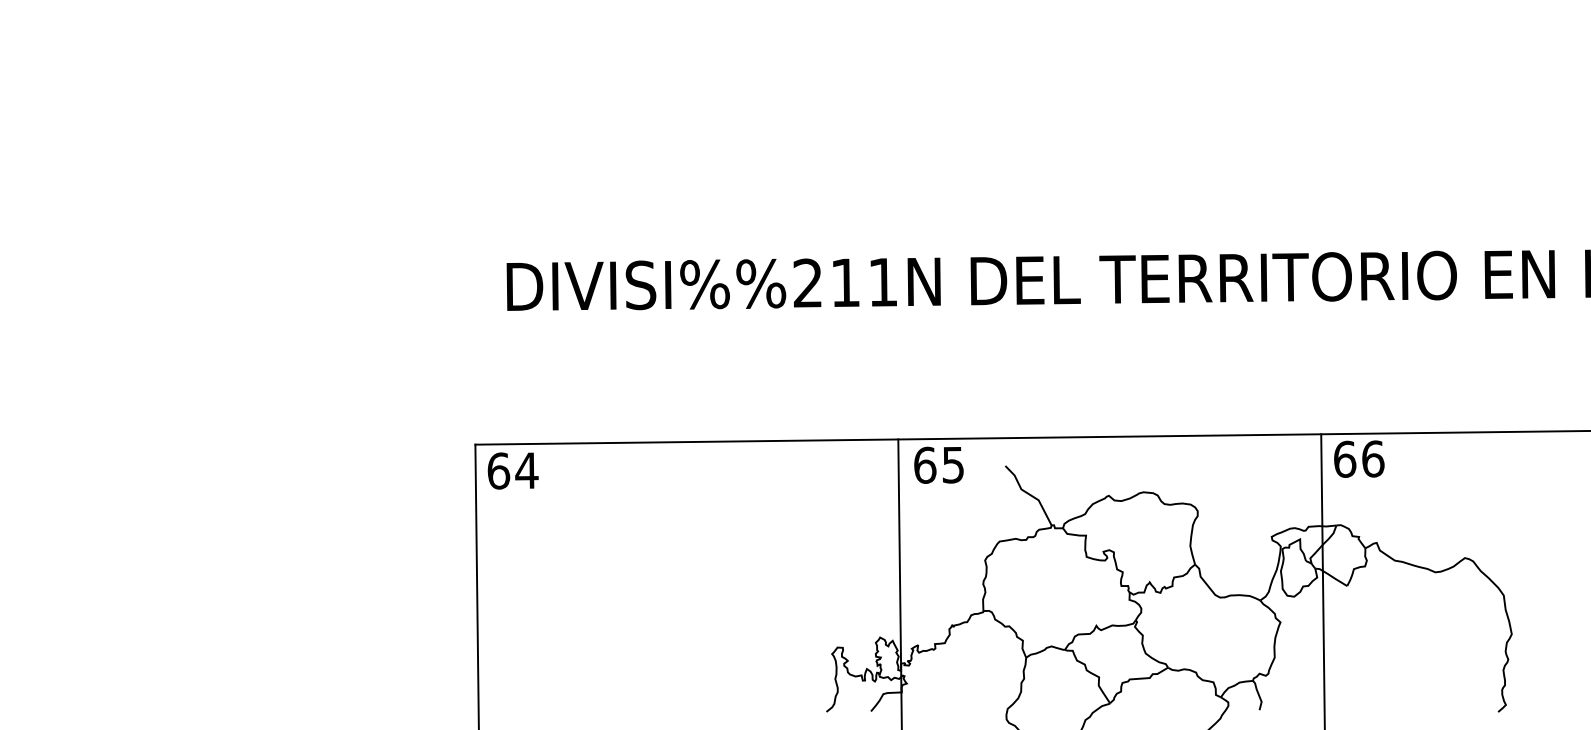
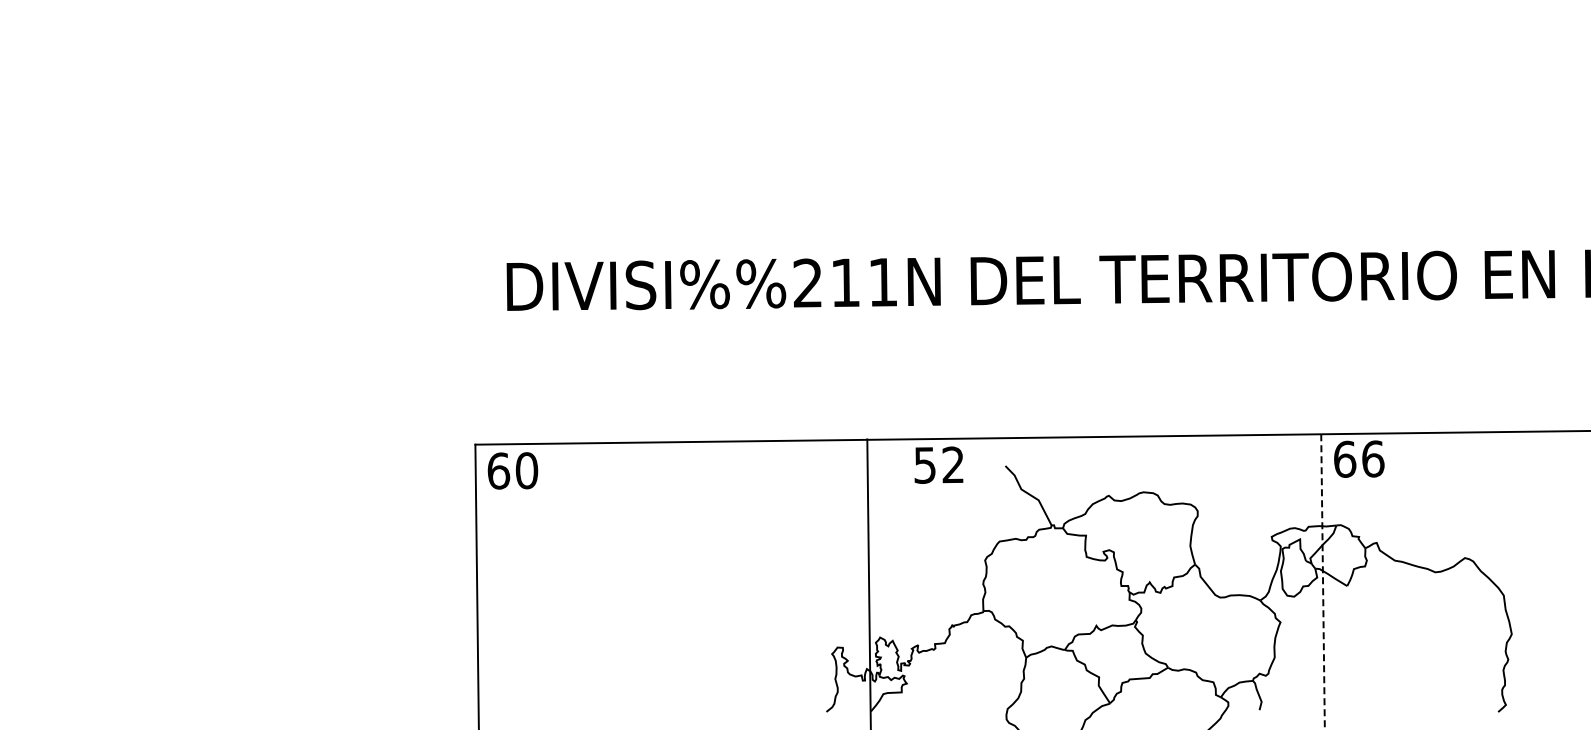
text: 65 -> 52 (938, 464)
text: 64 -> 60 (526, 470)
line position: (899, 582) -> (868, 582) (868, 582)
line: solid -> dashed (1323, 582)
